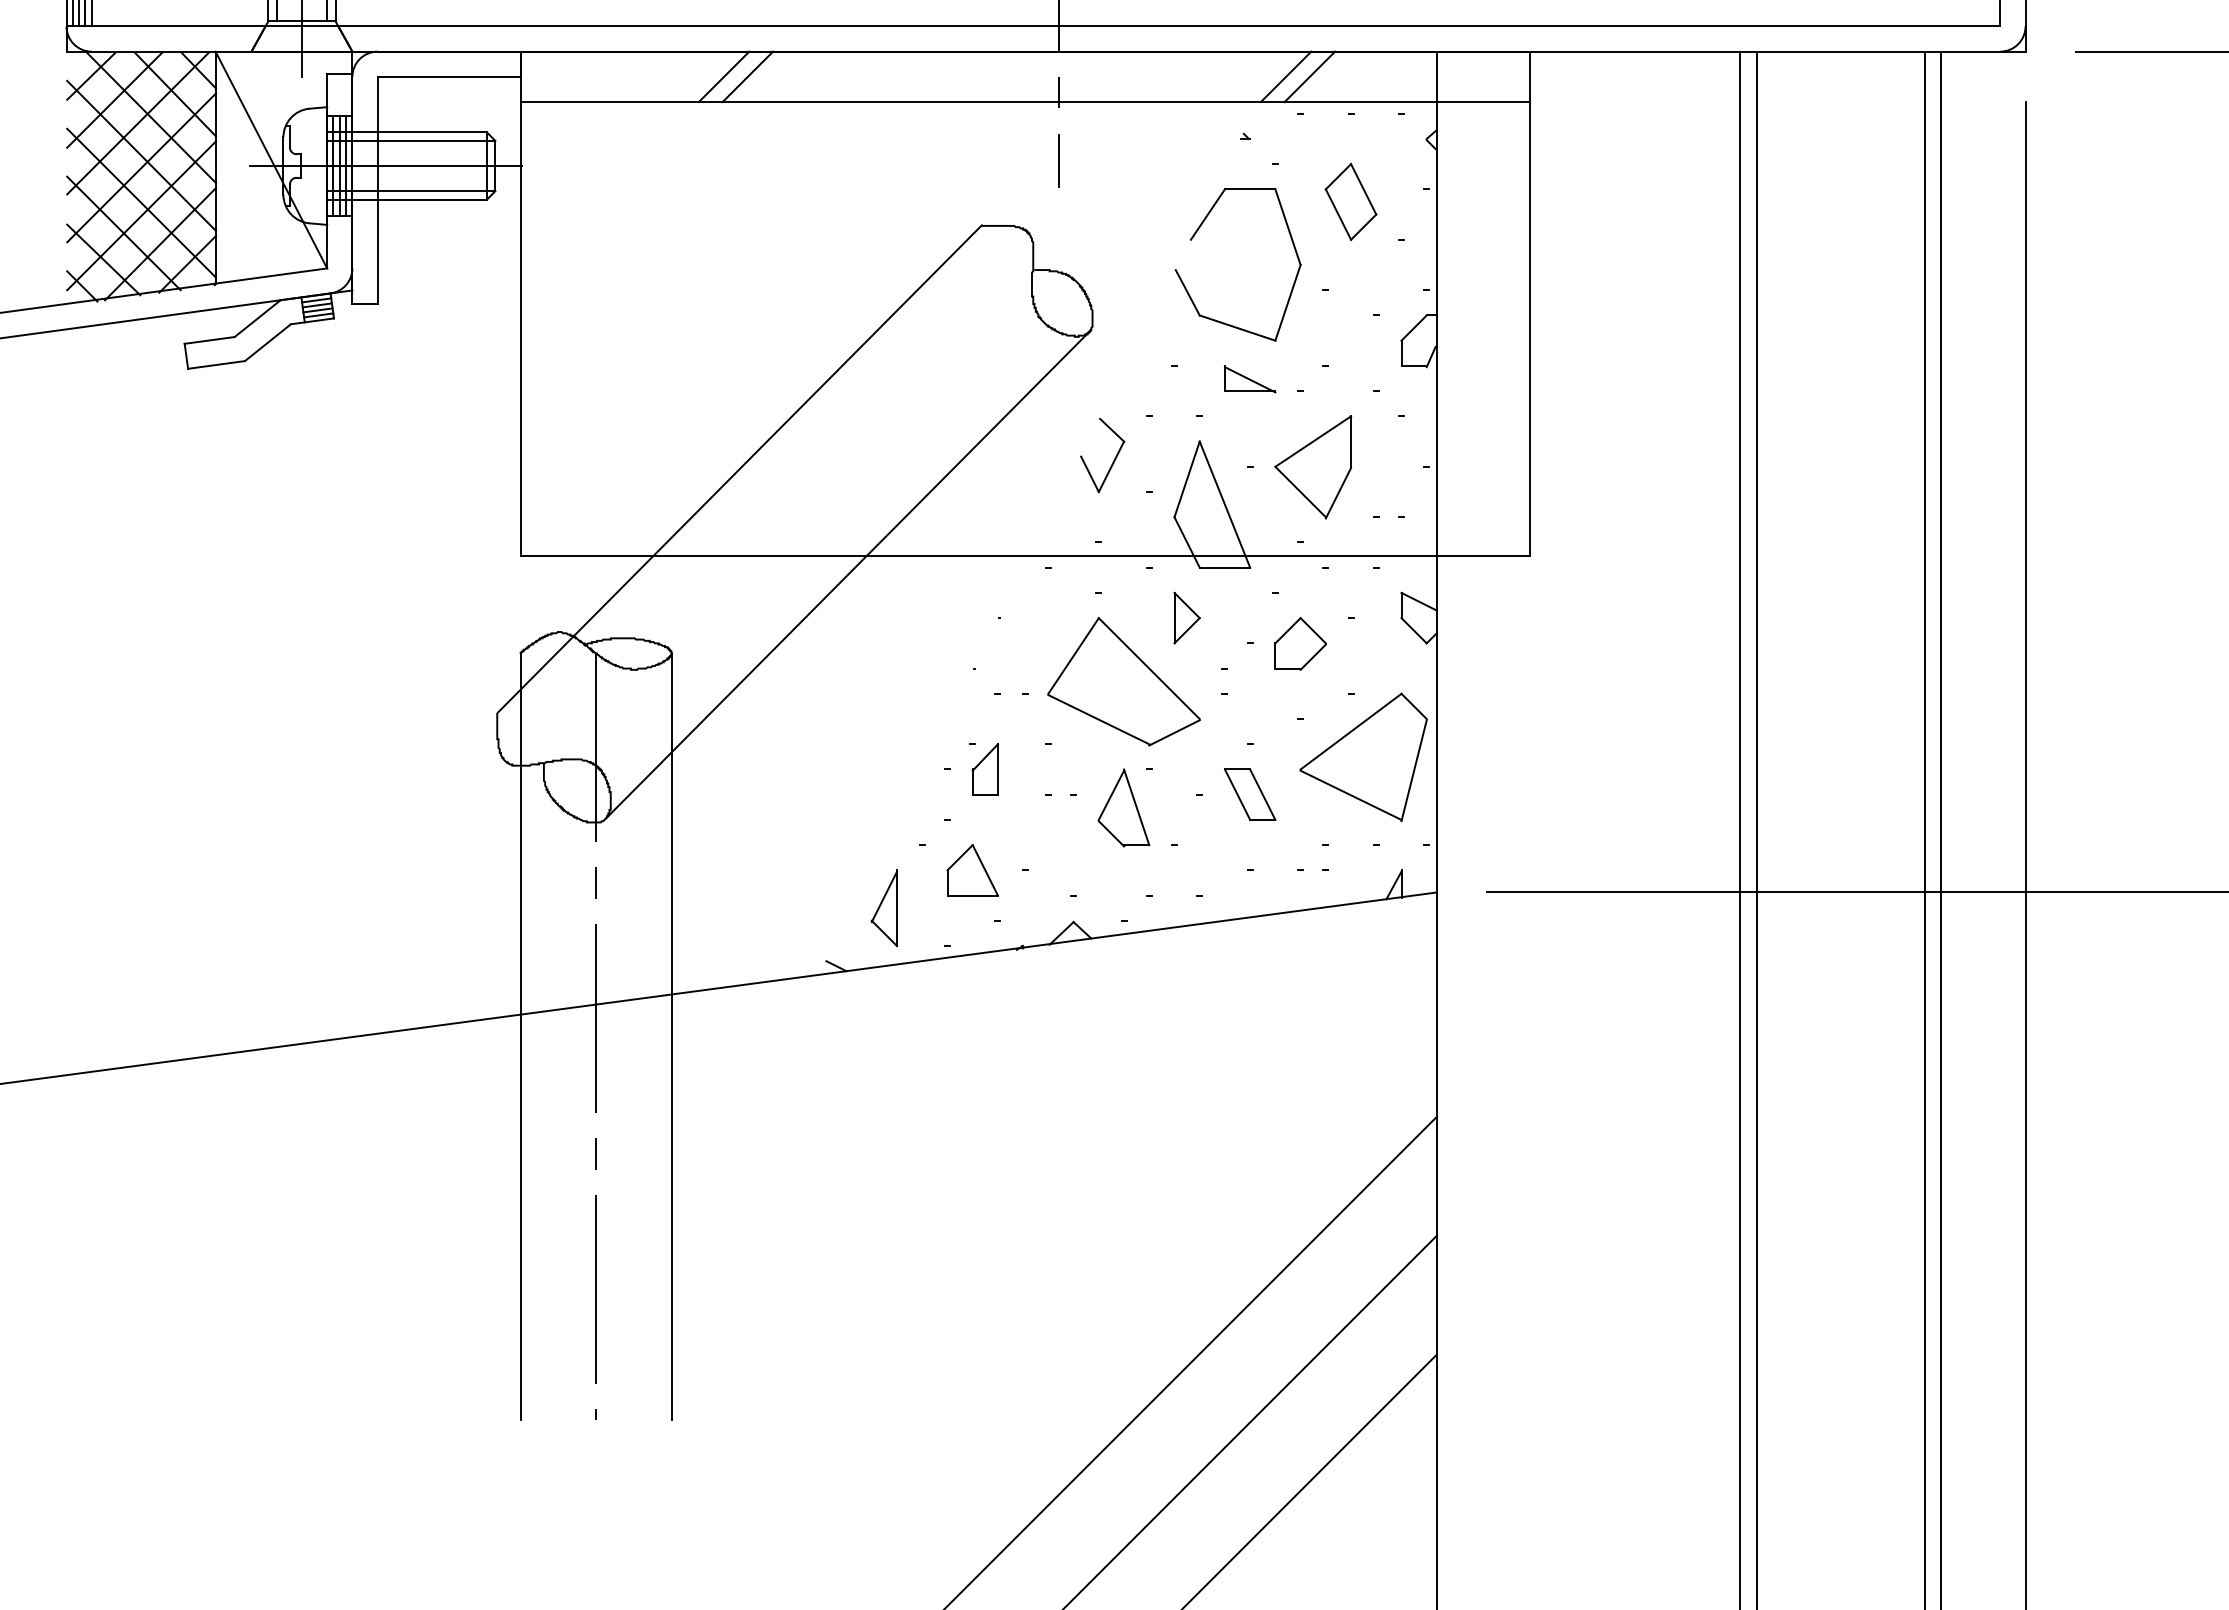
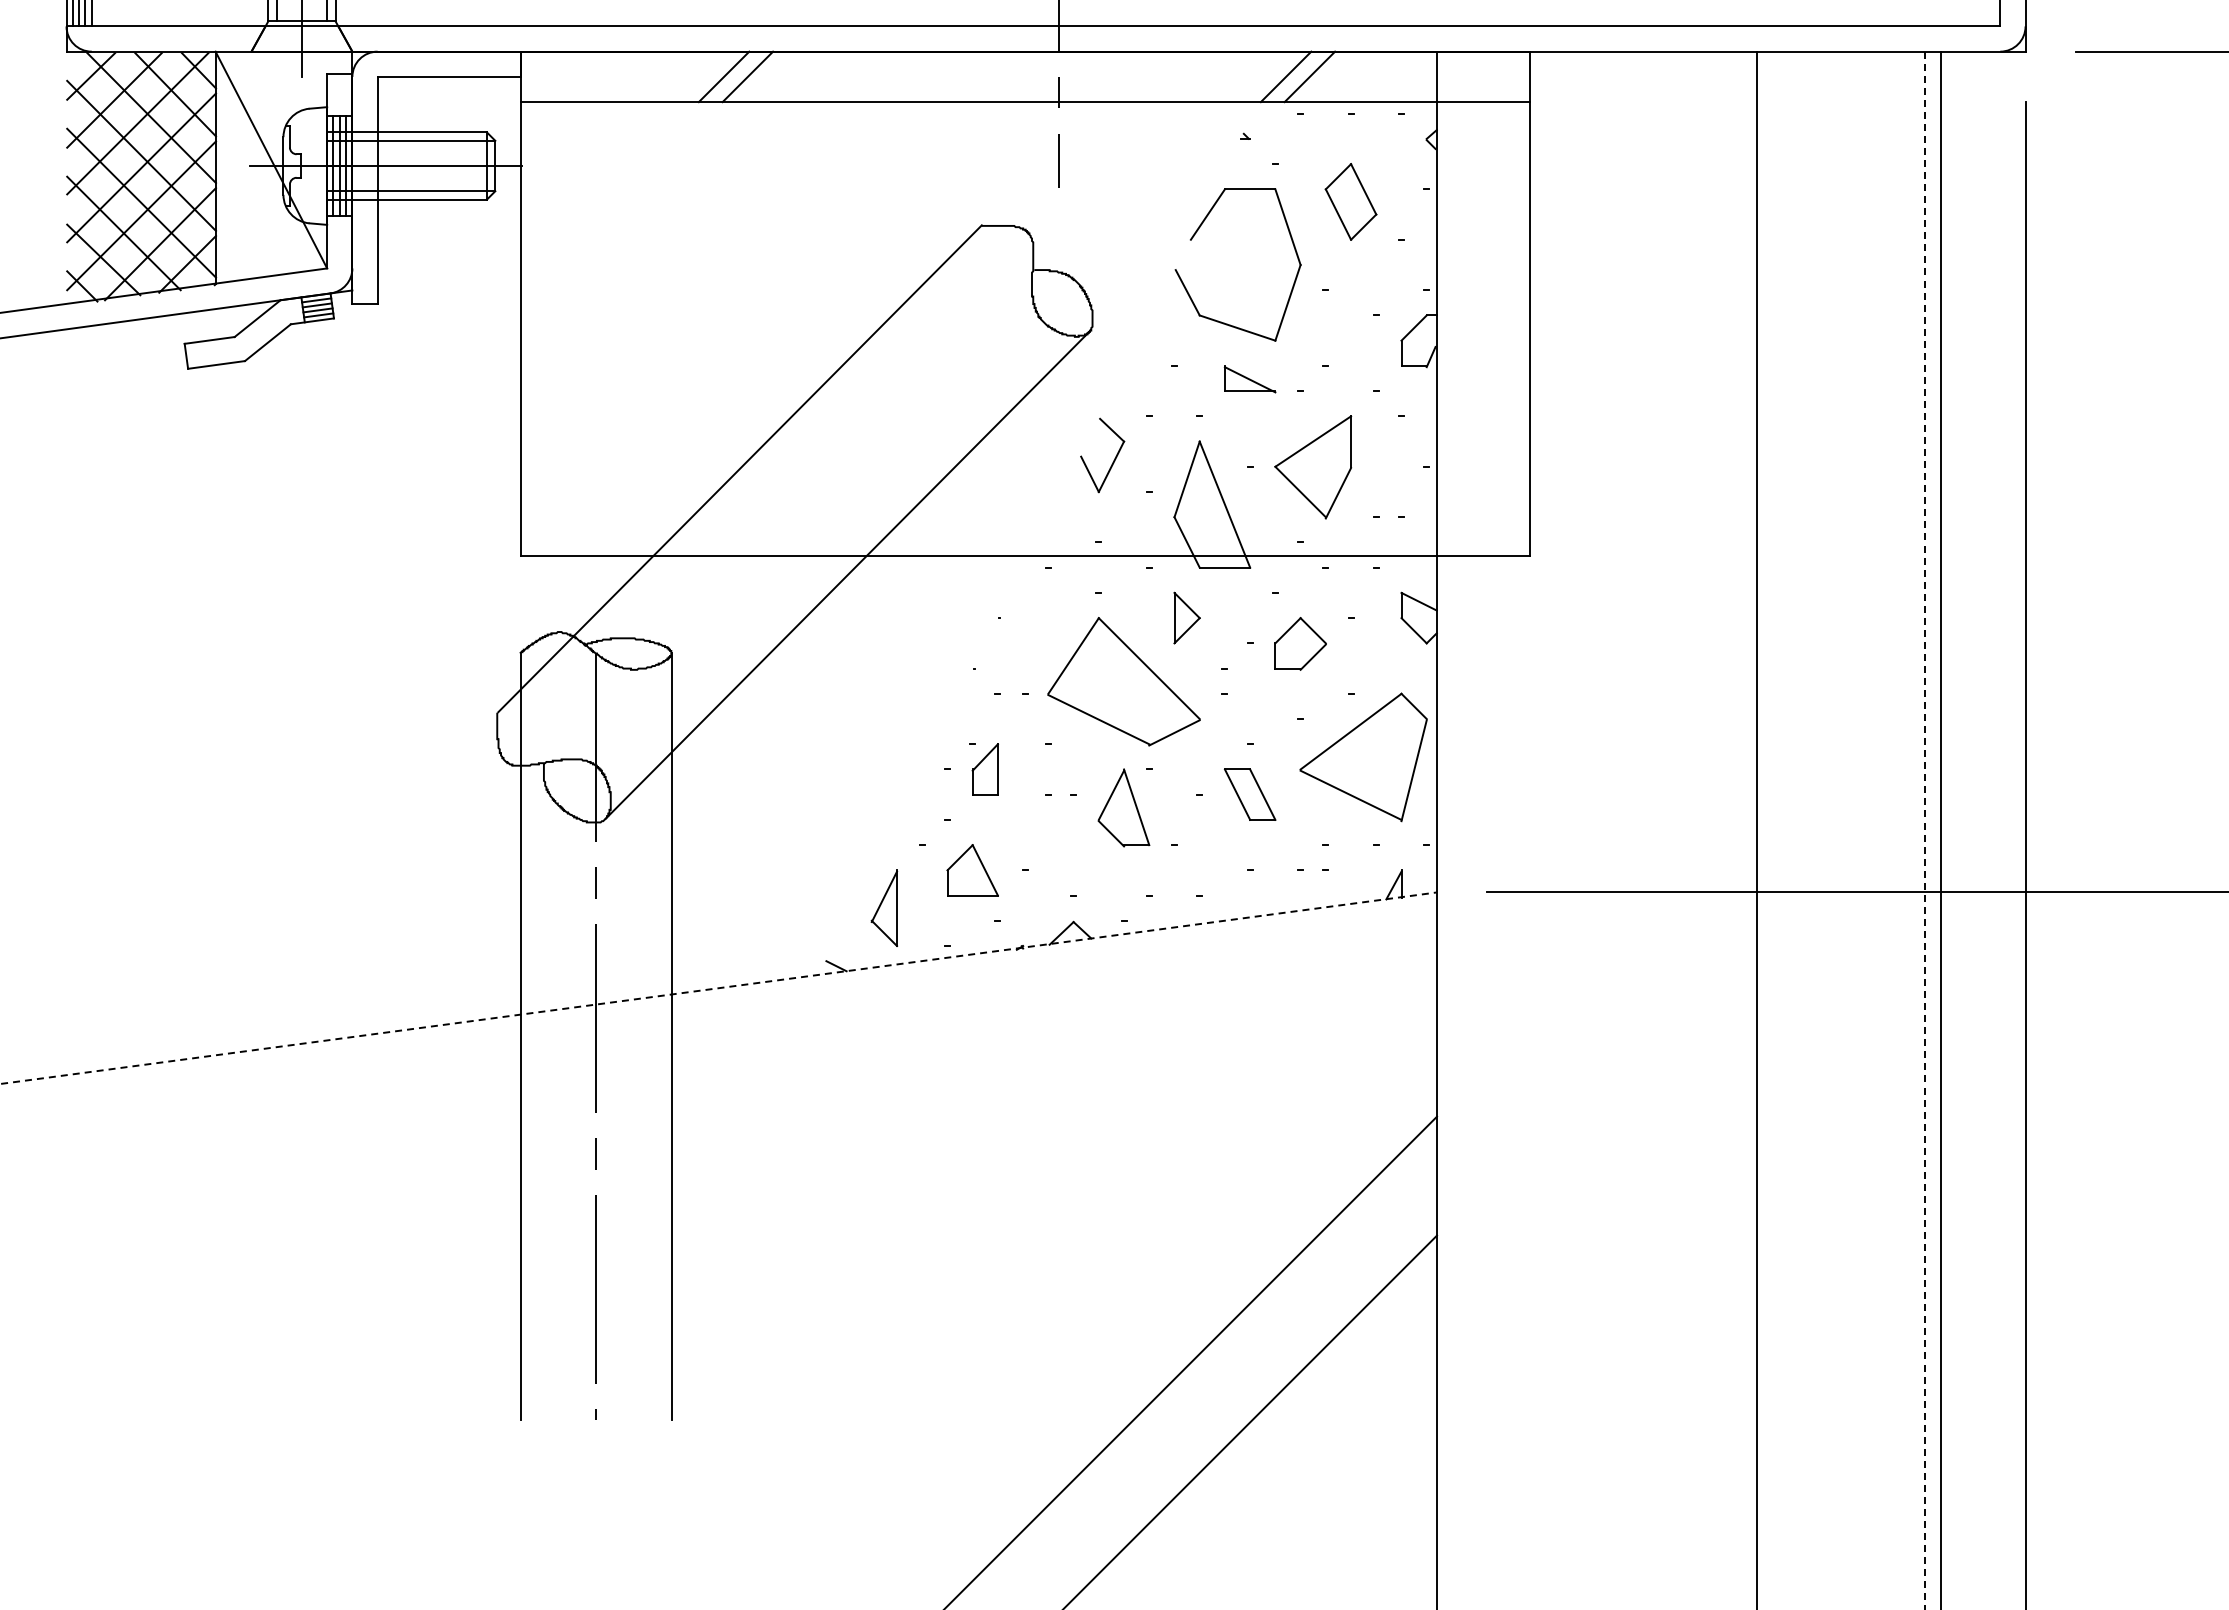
line: present -> none (1739, 828)
line: solid -> dashed (1924, 830)
line: solid -> dashed (719, 988)
line: present -> none (1311, 1480)
